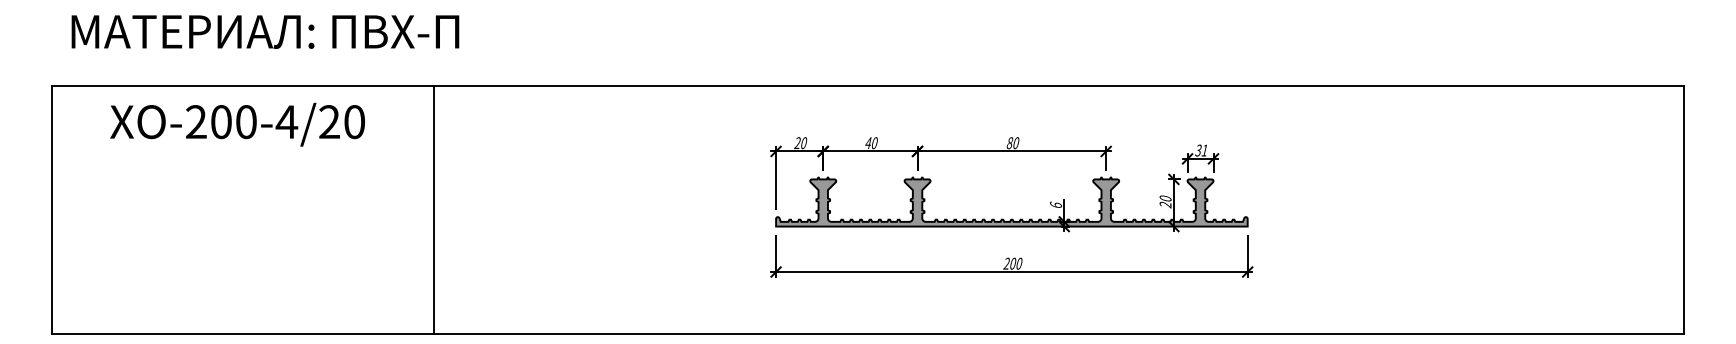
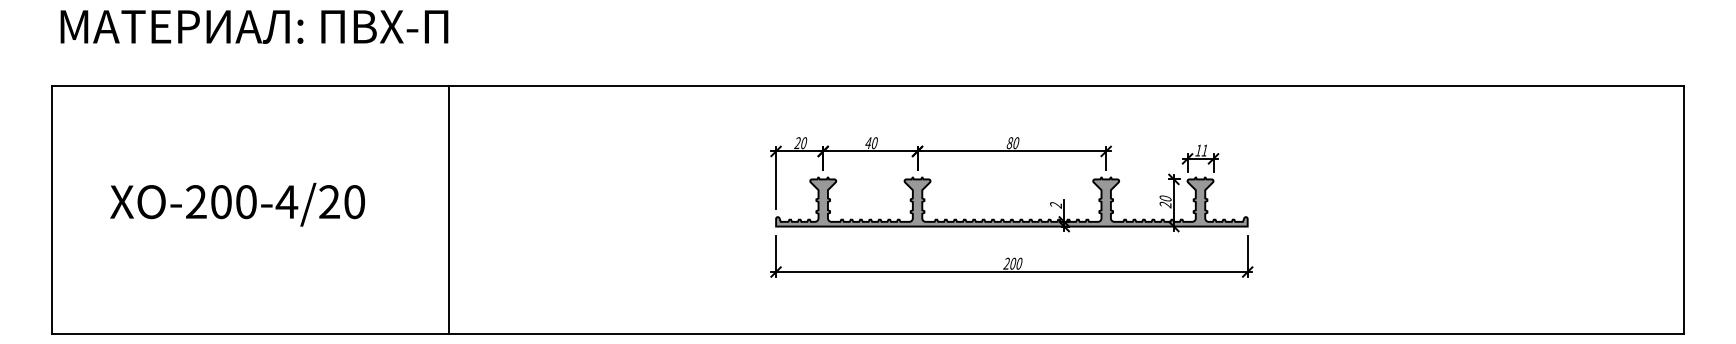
text position: (265, 31) -> (254, 26) (254, 26)
text position: (237, 124) -> (237, 204) (237, 204)
text: 31 -> 11 (1198, 150)
text: 6 -> 2 (1055, 204)
line position: (433, 209) -> (448, 209) (448, 209)
